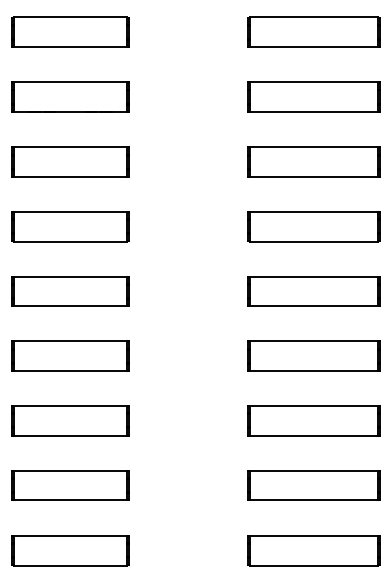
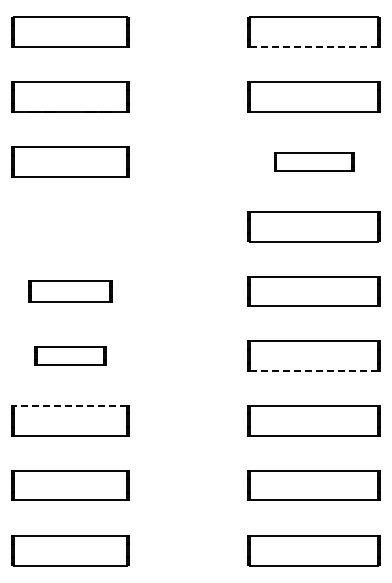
line: solid -> dashed (314, 47)
part size: 134x32 px -> 81x20 px (314, 161)
part: present -> none (70, 226)
part size: 119x31 px -> 85x23 px (70, 291)
part size: 119x32 px -> 73x20 px (70, 355)
line: solid -> dashed (314, 371)
line: solid -> dashed (70, 405)
